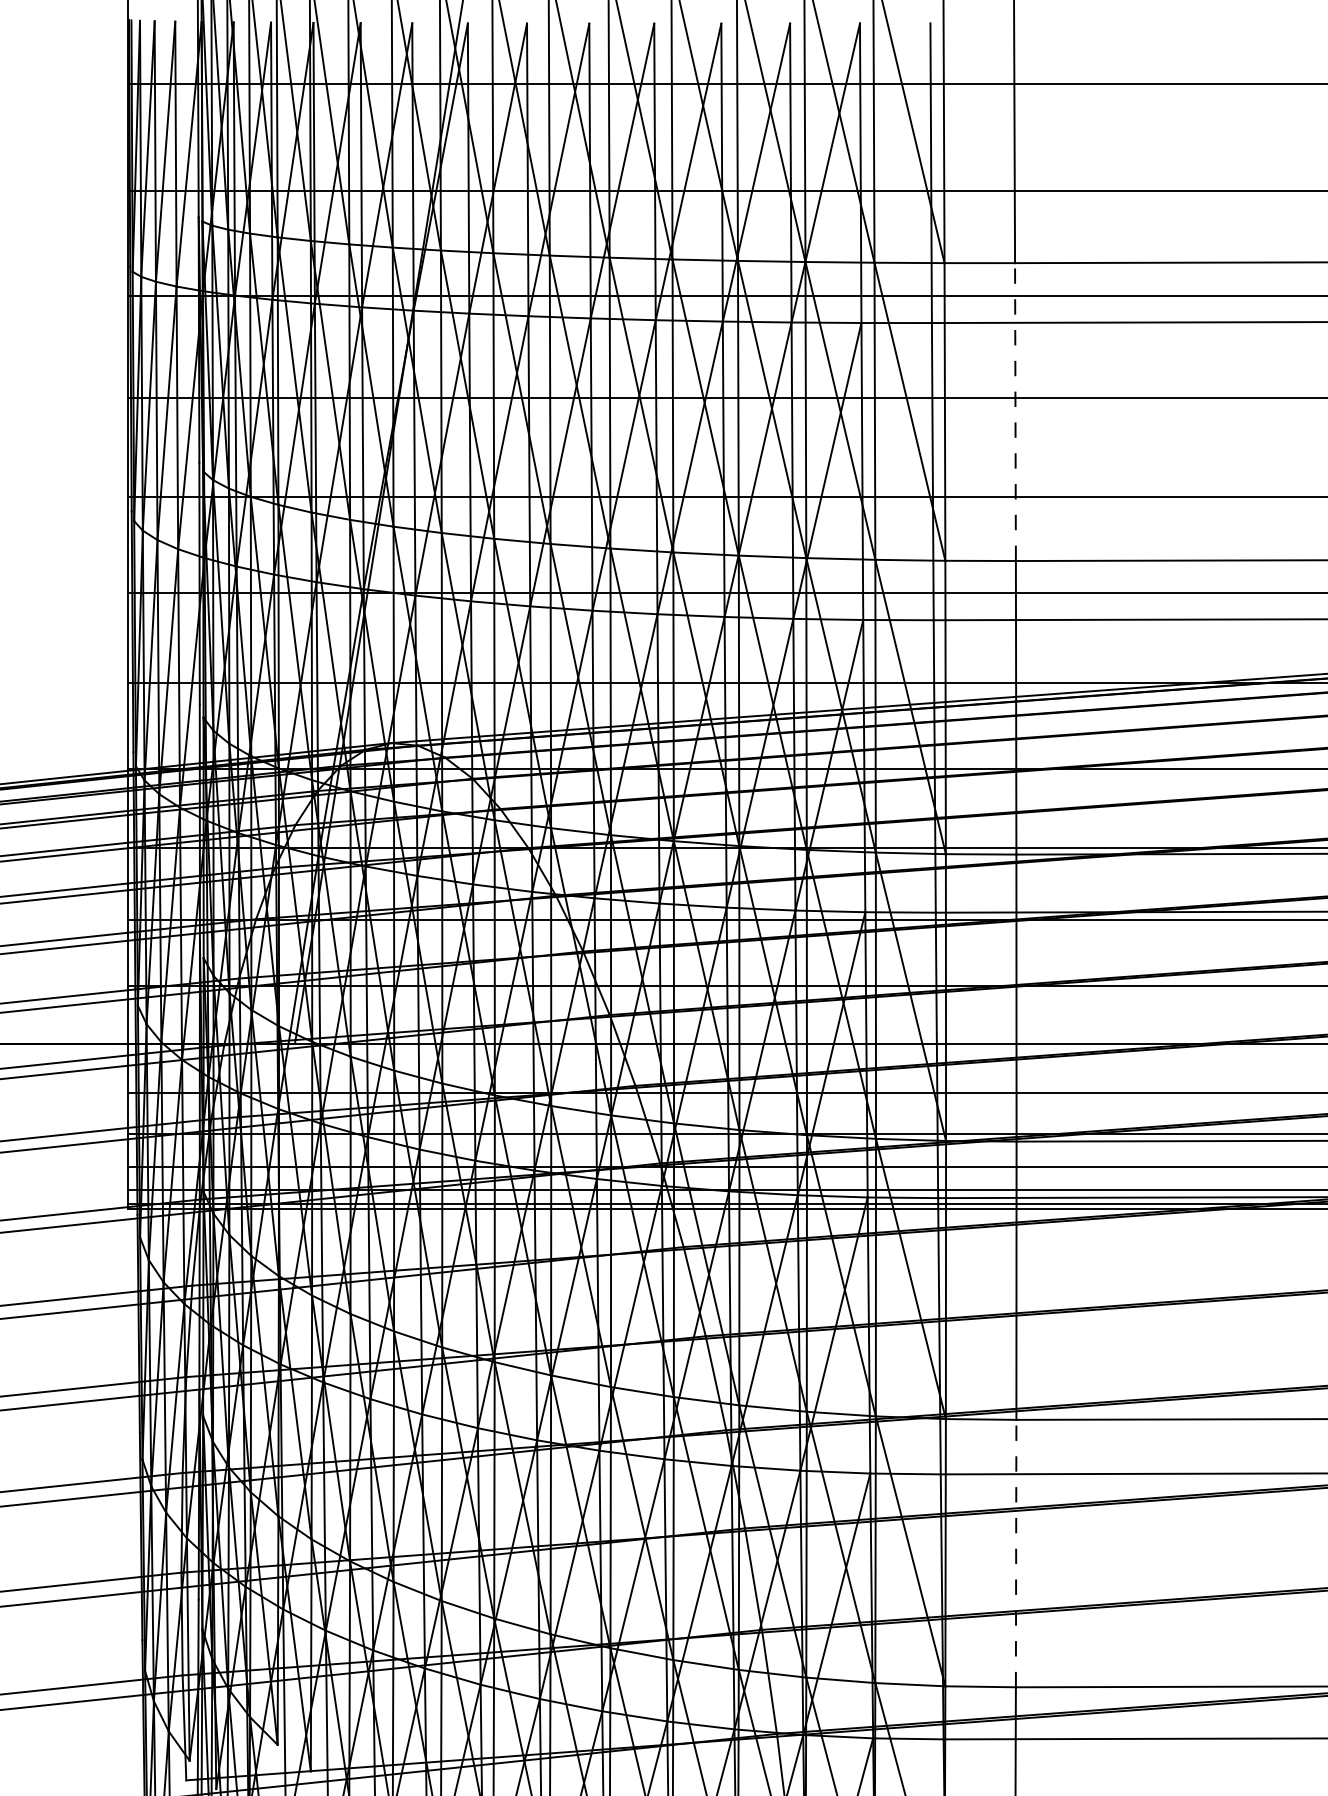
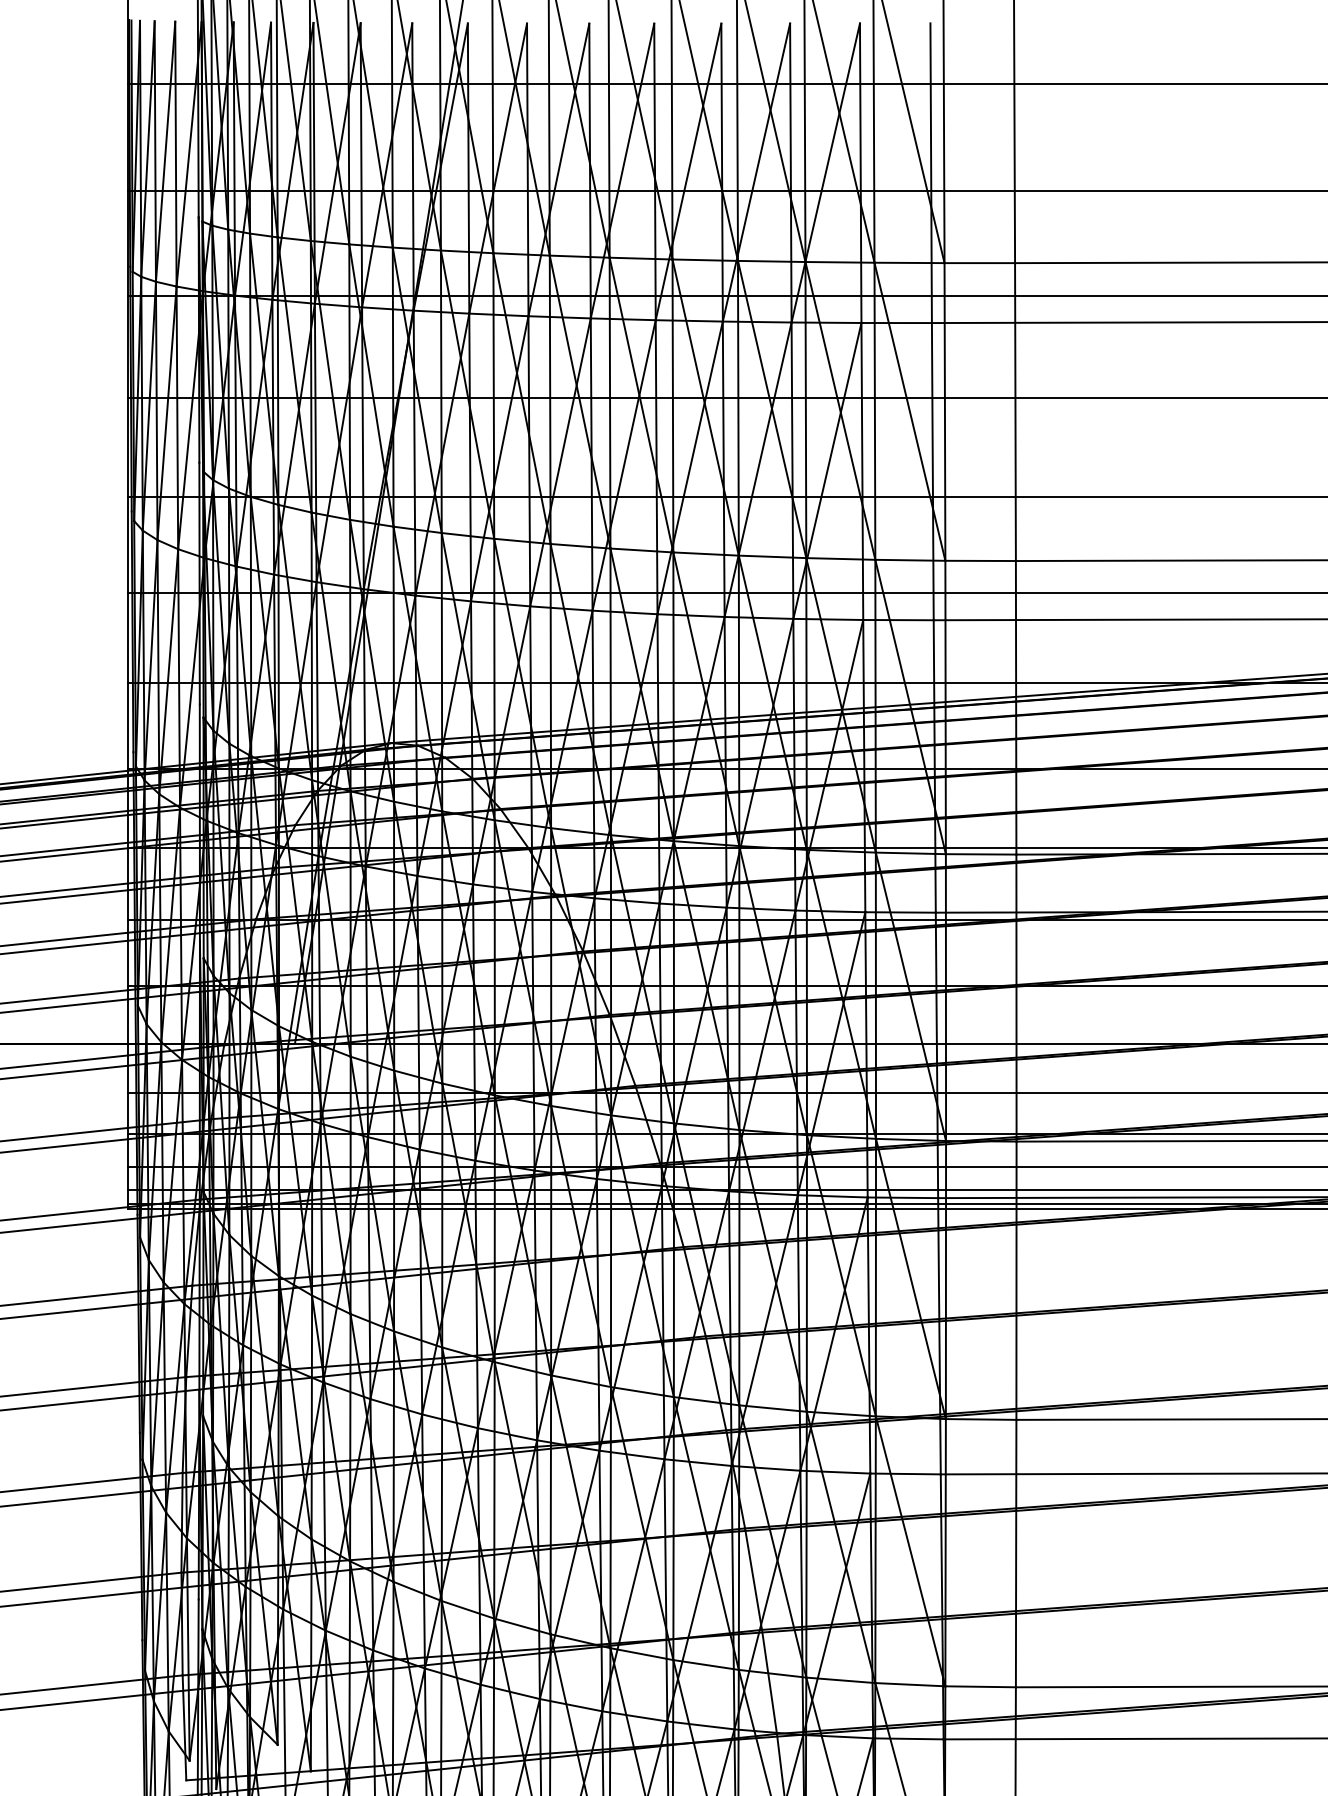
line: dashed -> solid (1015, 412)
line: dashed -> solid (1016, 1553)
